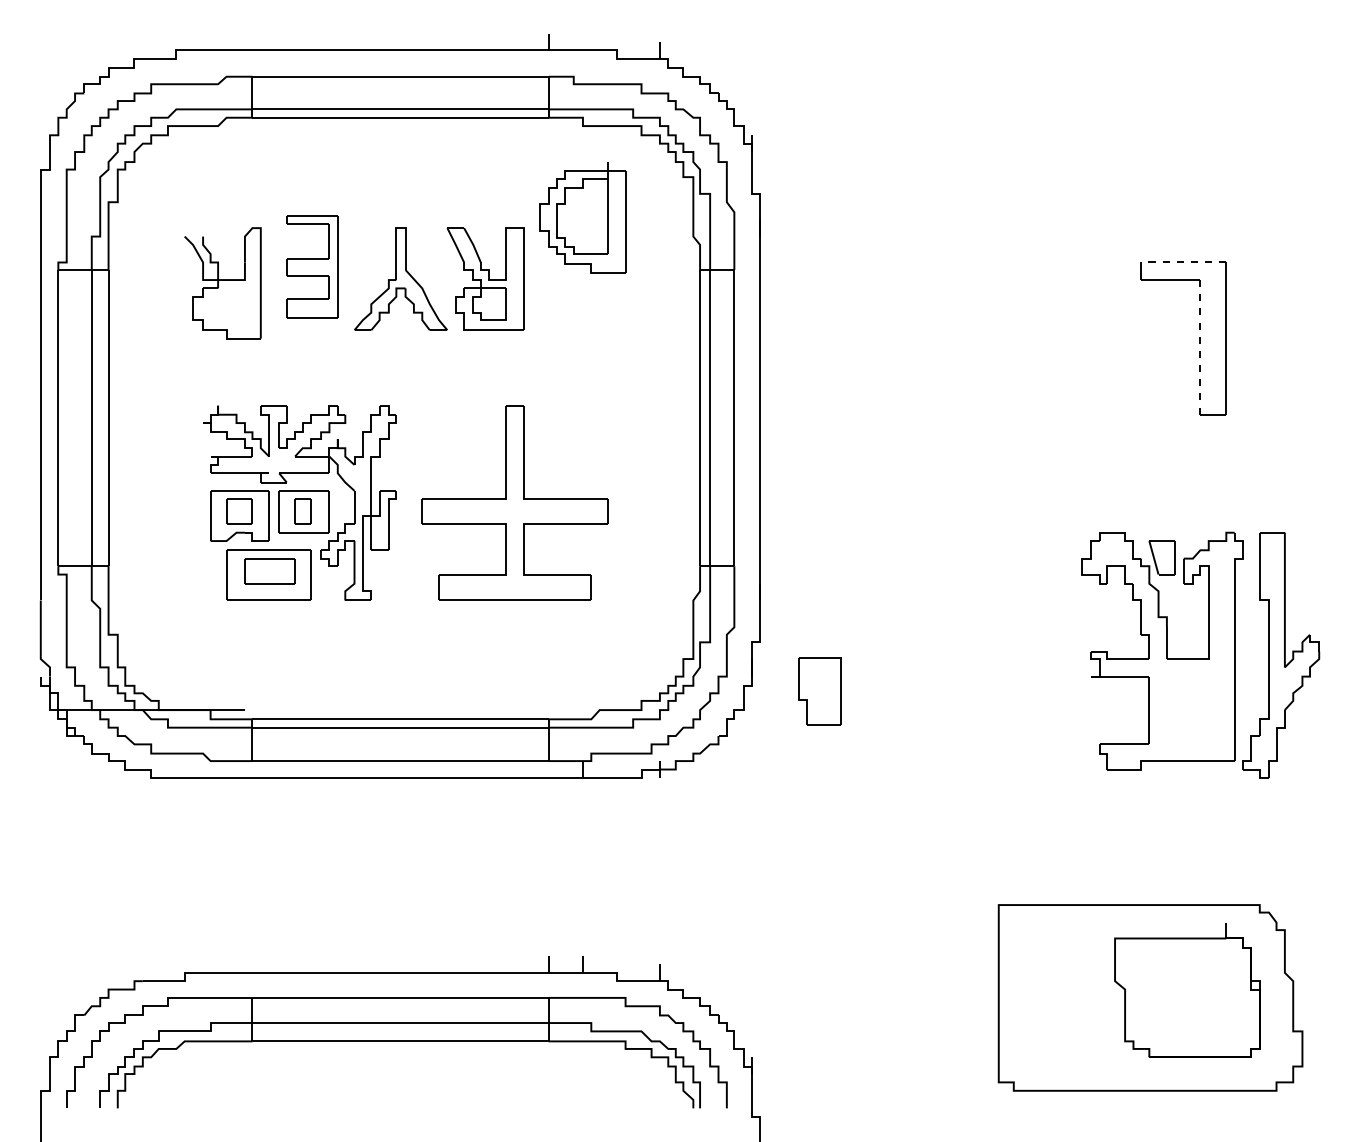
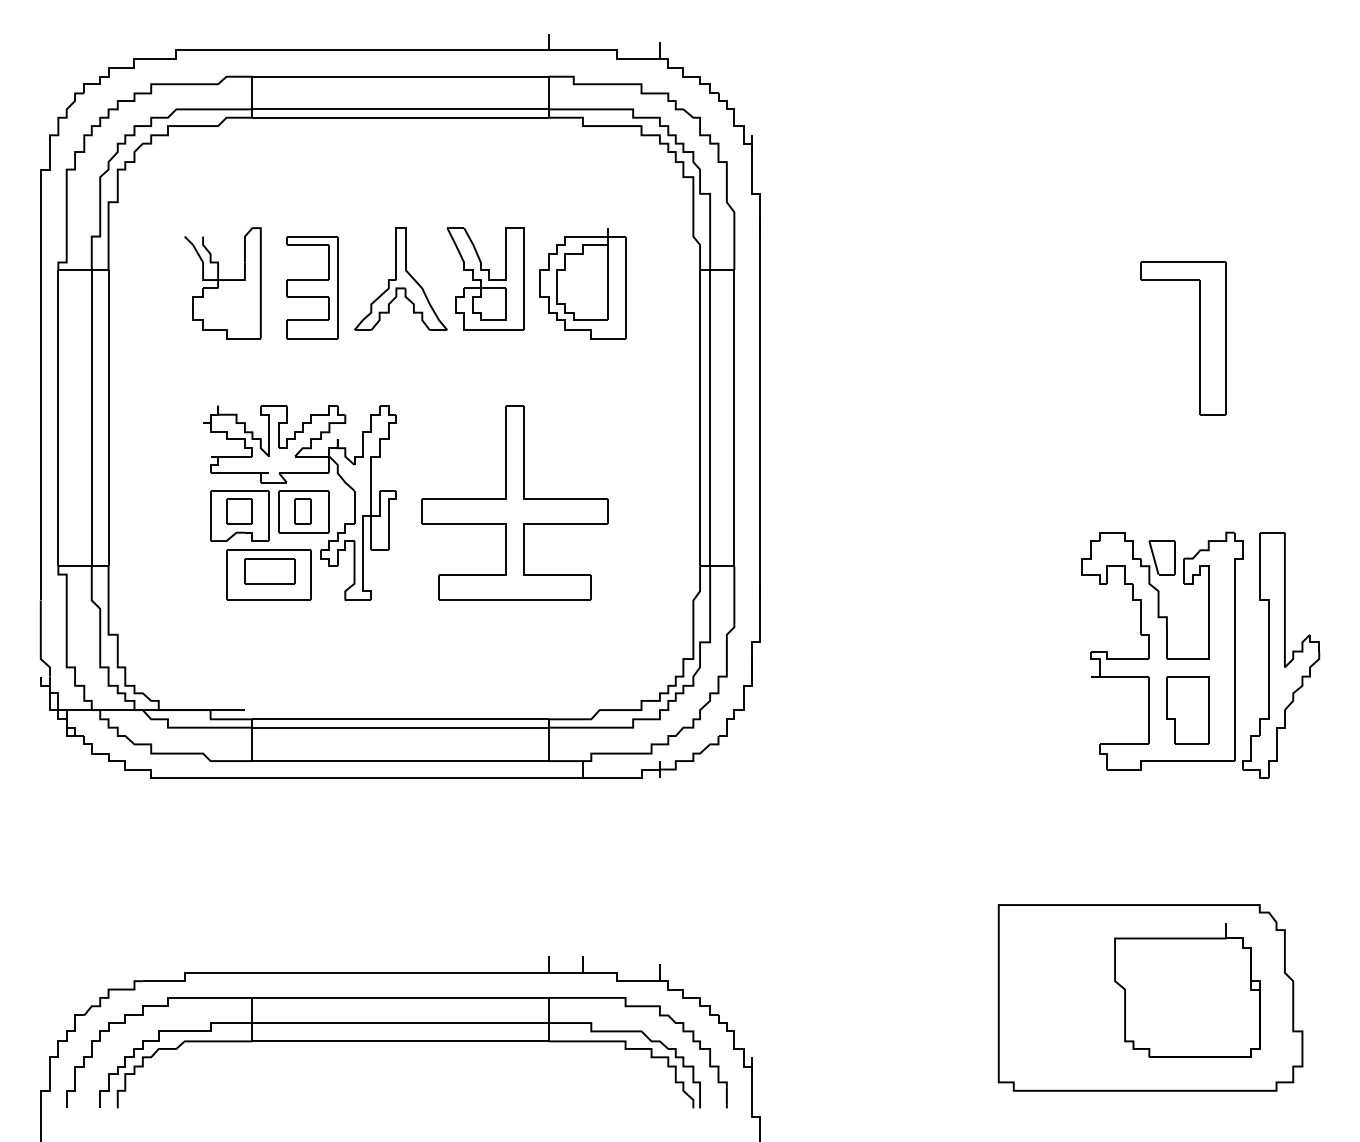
part position: (582, 217) -> (582, 283) (582, 283)
line: dashed -> solid (1183, 262)
part position: (312, 266) -> (312, 287) (312, 287)
line: dashed -> solid (1200, 347)
part position: (819, 691) -> (1187, 710) (1187, 710)
